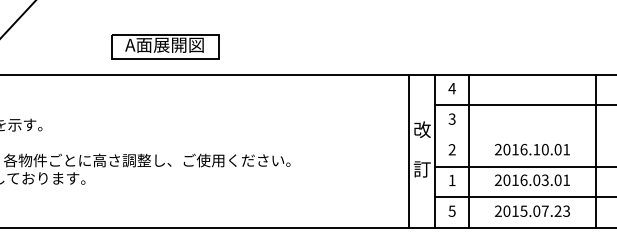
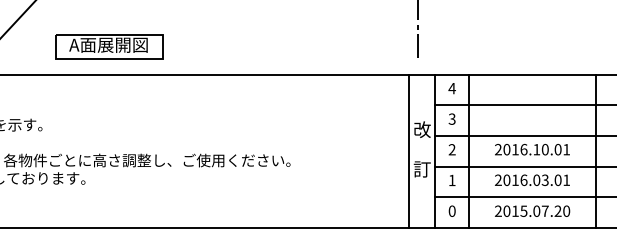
line: none -> present (417, 29)
part position: (165, 46) -> (109, 46) (109, 46)
line: none -> present (524, 135)
text: 5 -> 0 (451, 210)
text: 2015.07.23 -> 2015.07.20 (566, 210)
